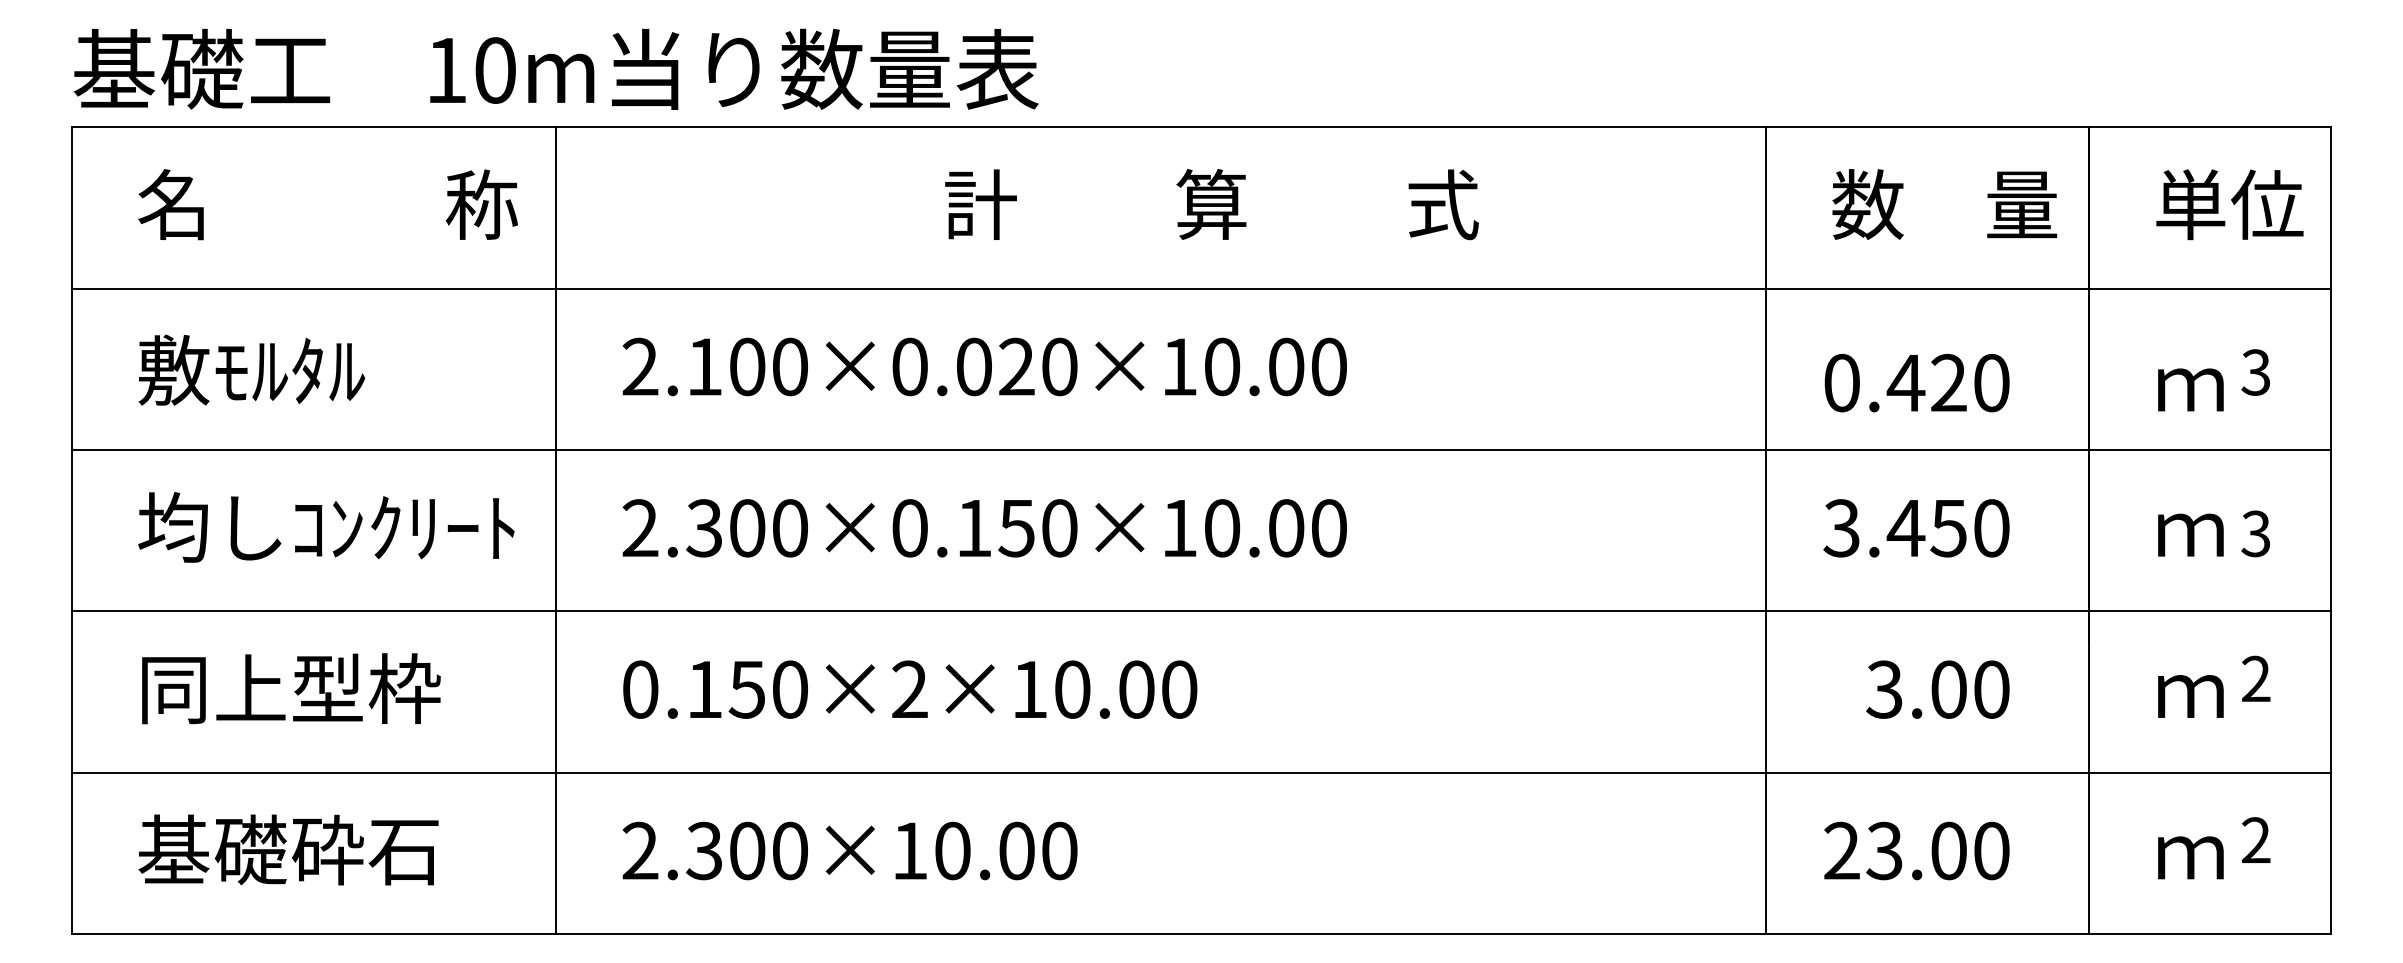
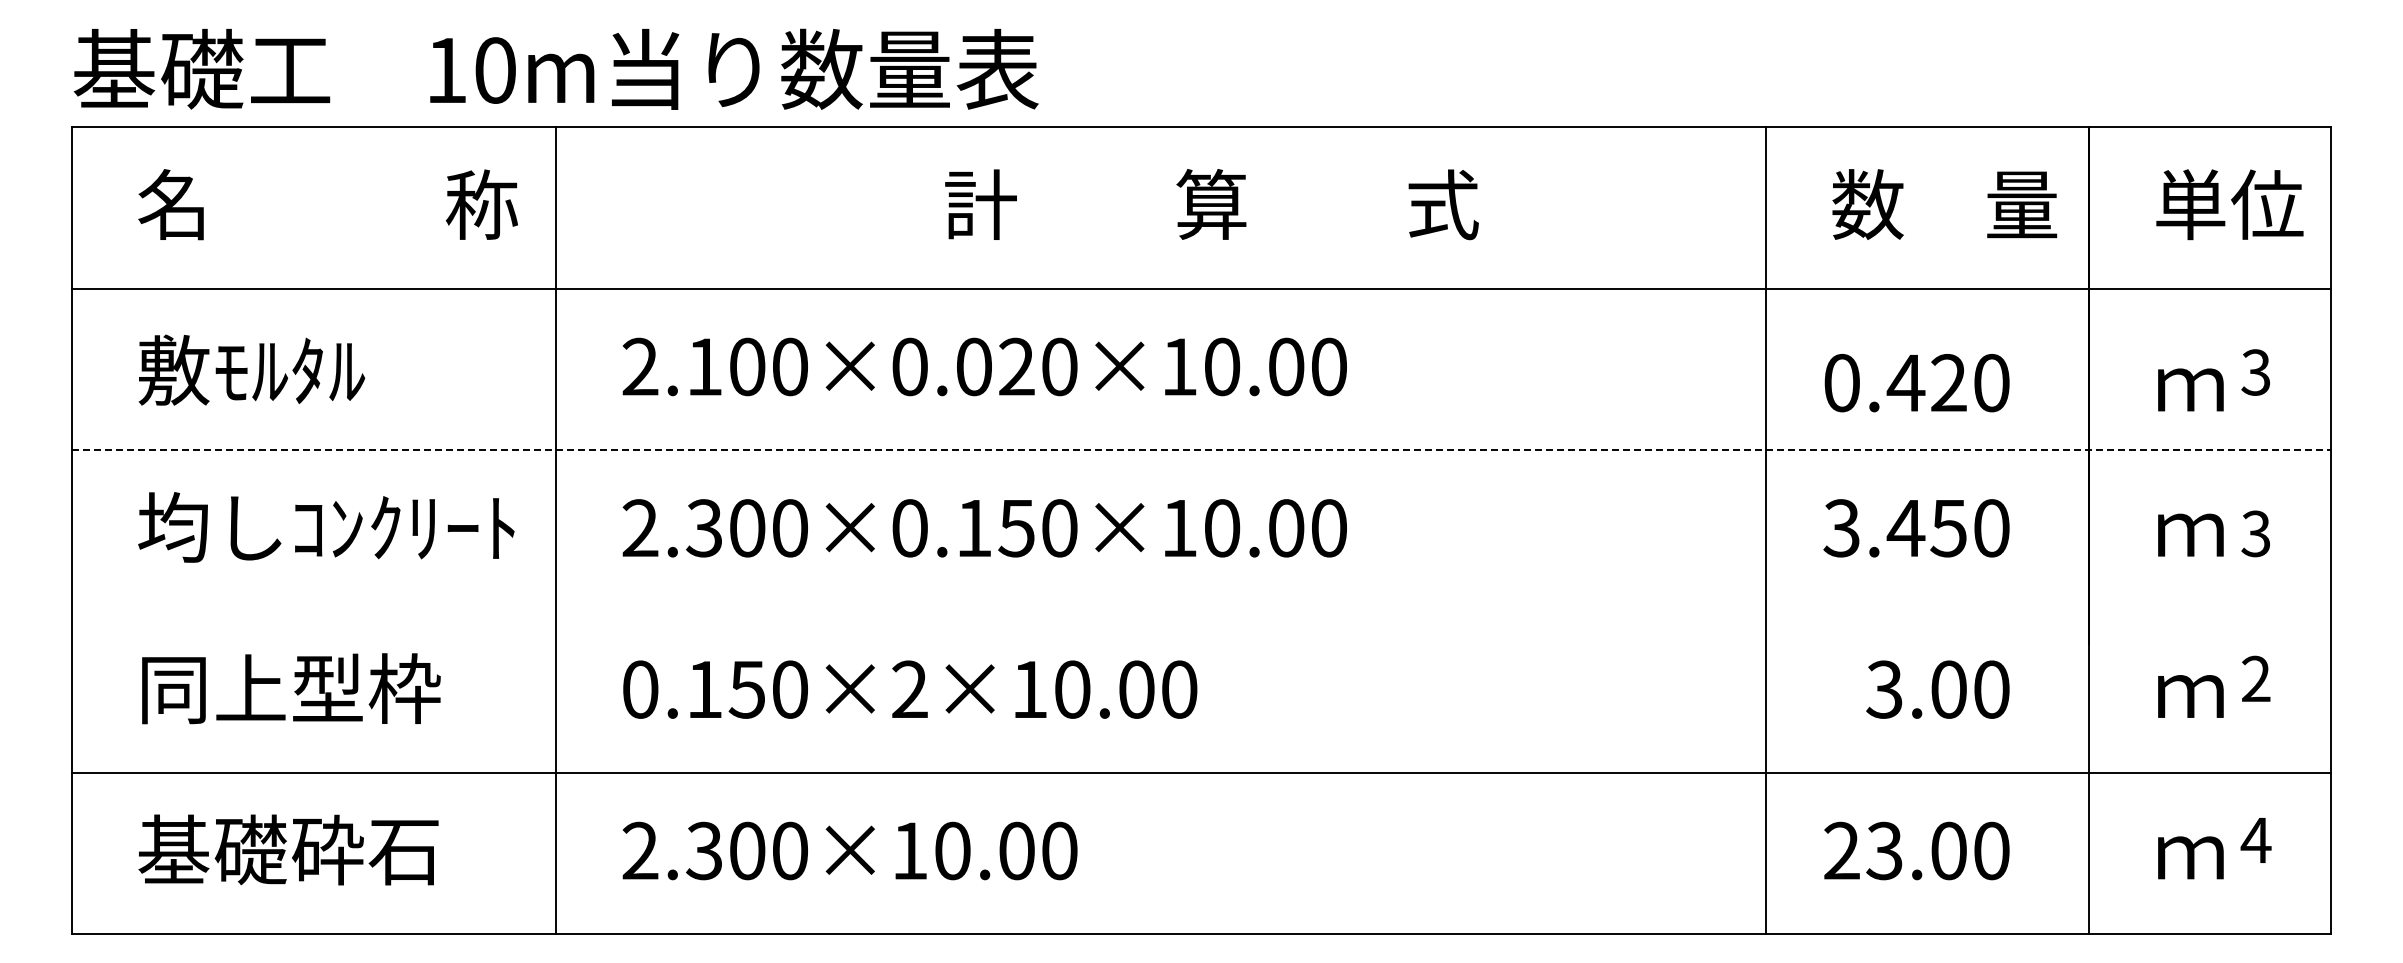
line: solid -> dashed (1201, 450)
line: present -> none (1201, 611)
text: 2 -> 4 (2255, 839)
